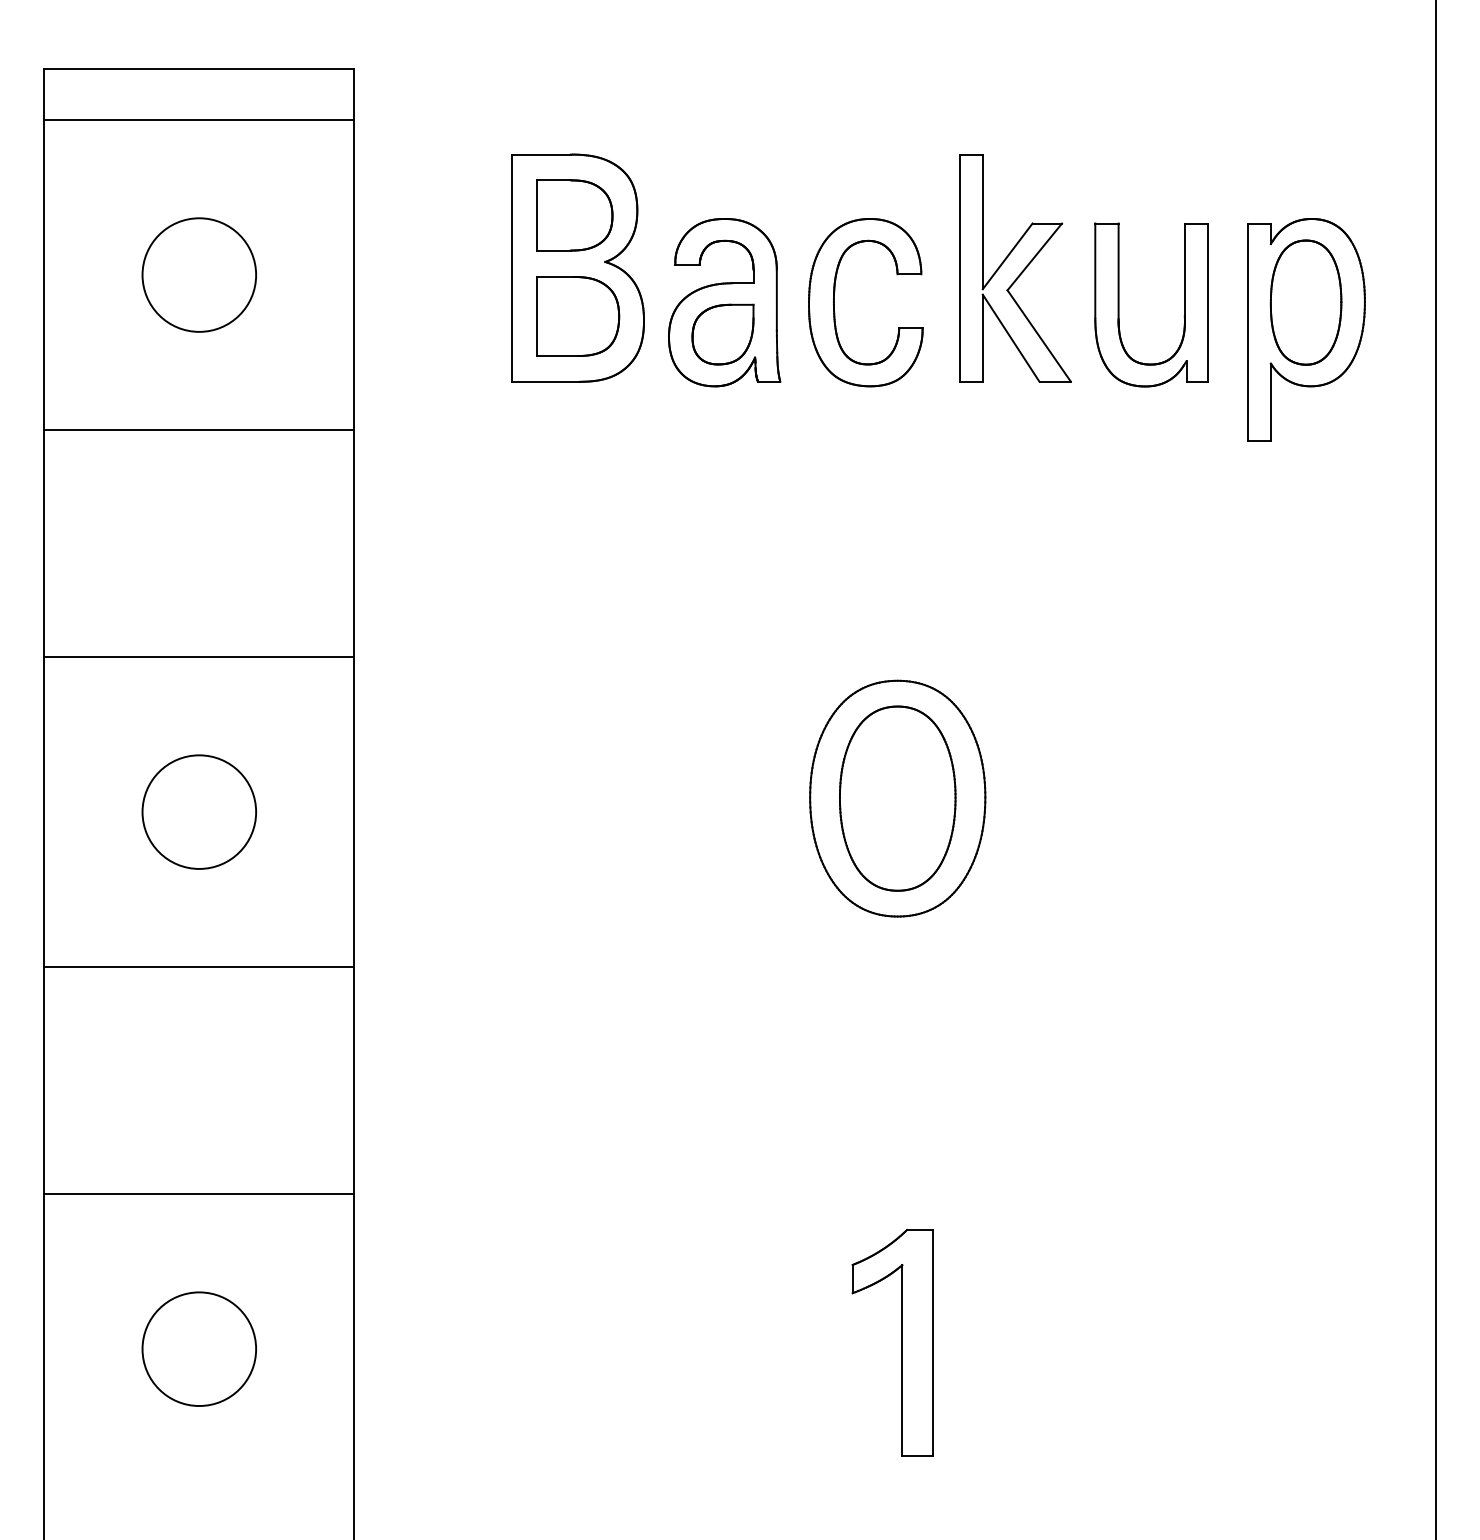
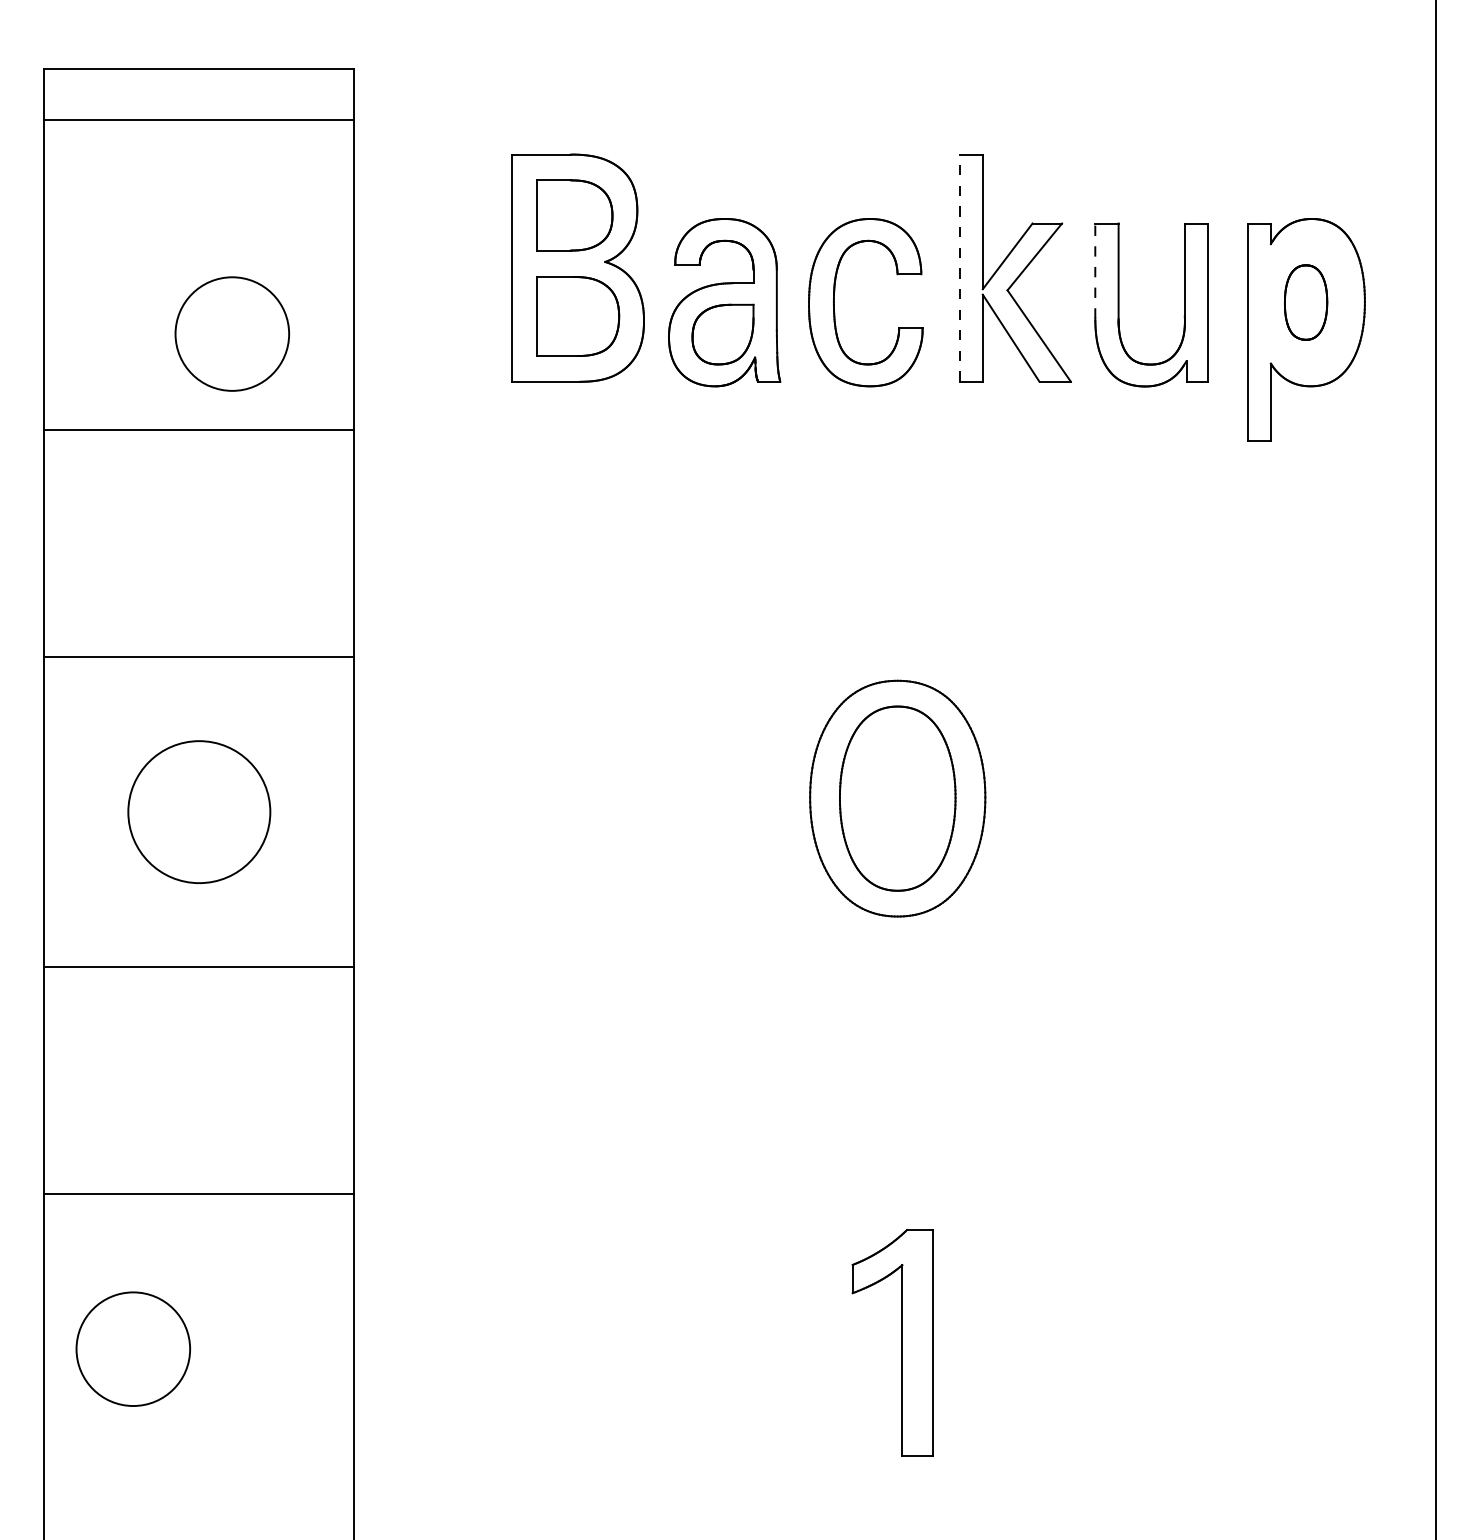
line: solid -> dashed (959, 268)
line: solid -> dashed (1095, 271)
circle position: (198, 274) -> (231, 333) (231, 333)
part size: 74x127 px -> 45x77 px (1306, 302)
circle diameter: 114 px -> 142 px (199, 812)
circle position: (198, 1348) -> (132, 1348) (132, 1348)
